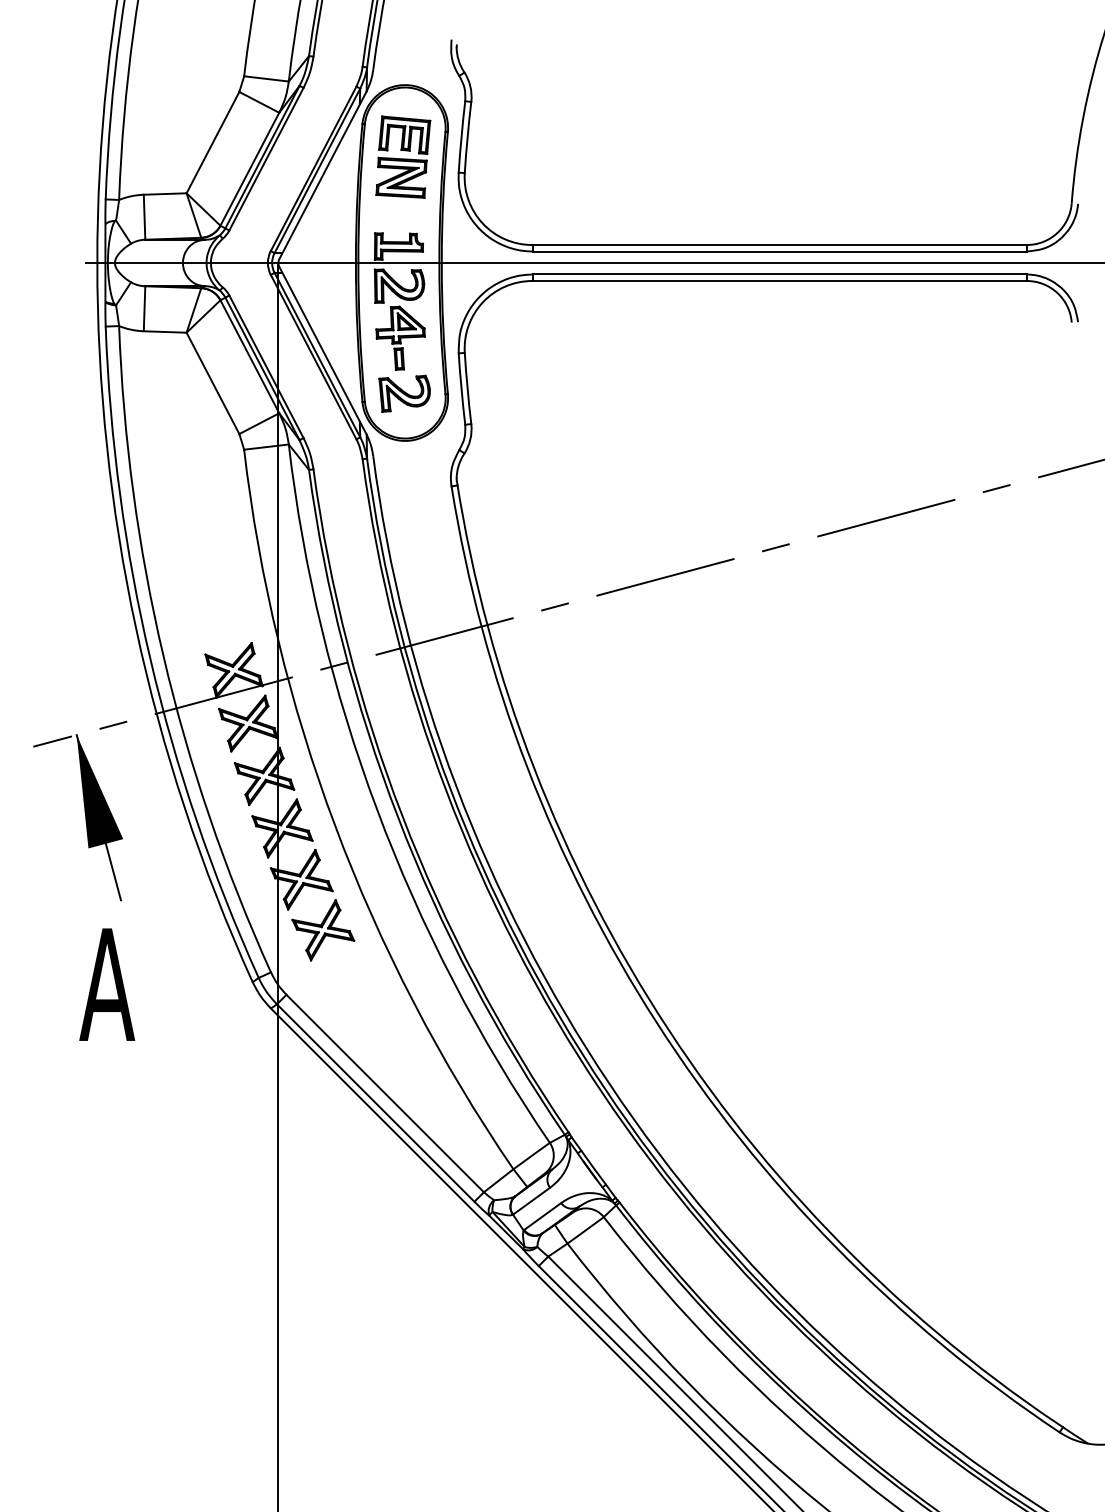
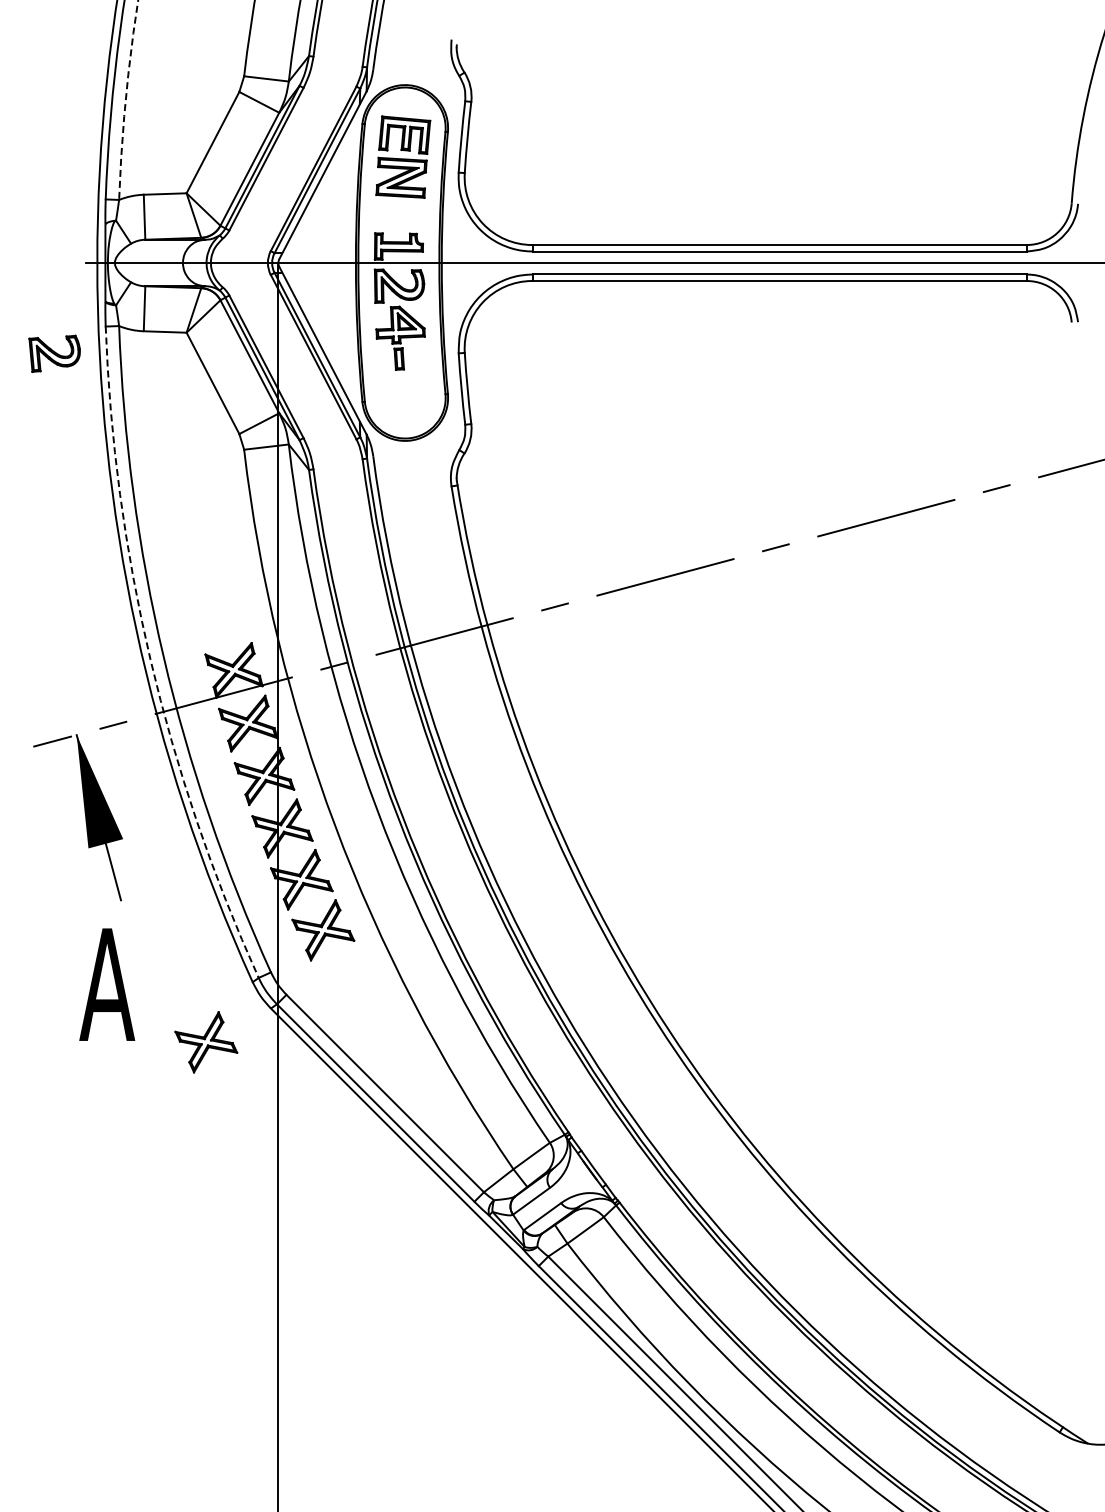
arc: solid -> dashed (125, 100)
part position: (404, 393) -> (54, 353) (54, 353)
arc: solid -> dashed (150, 659)
part: none -> present (206, 1042)
